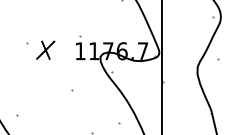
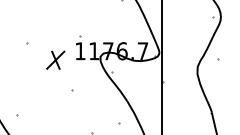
part position: (45, 49) -> (55, 59) (55, 59)
